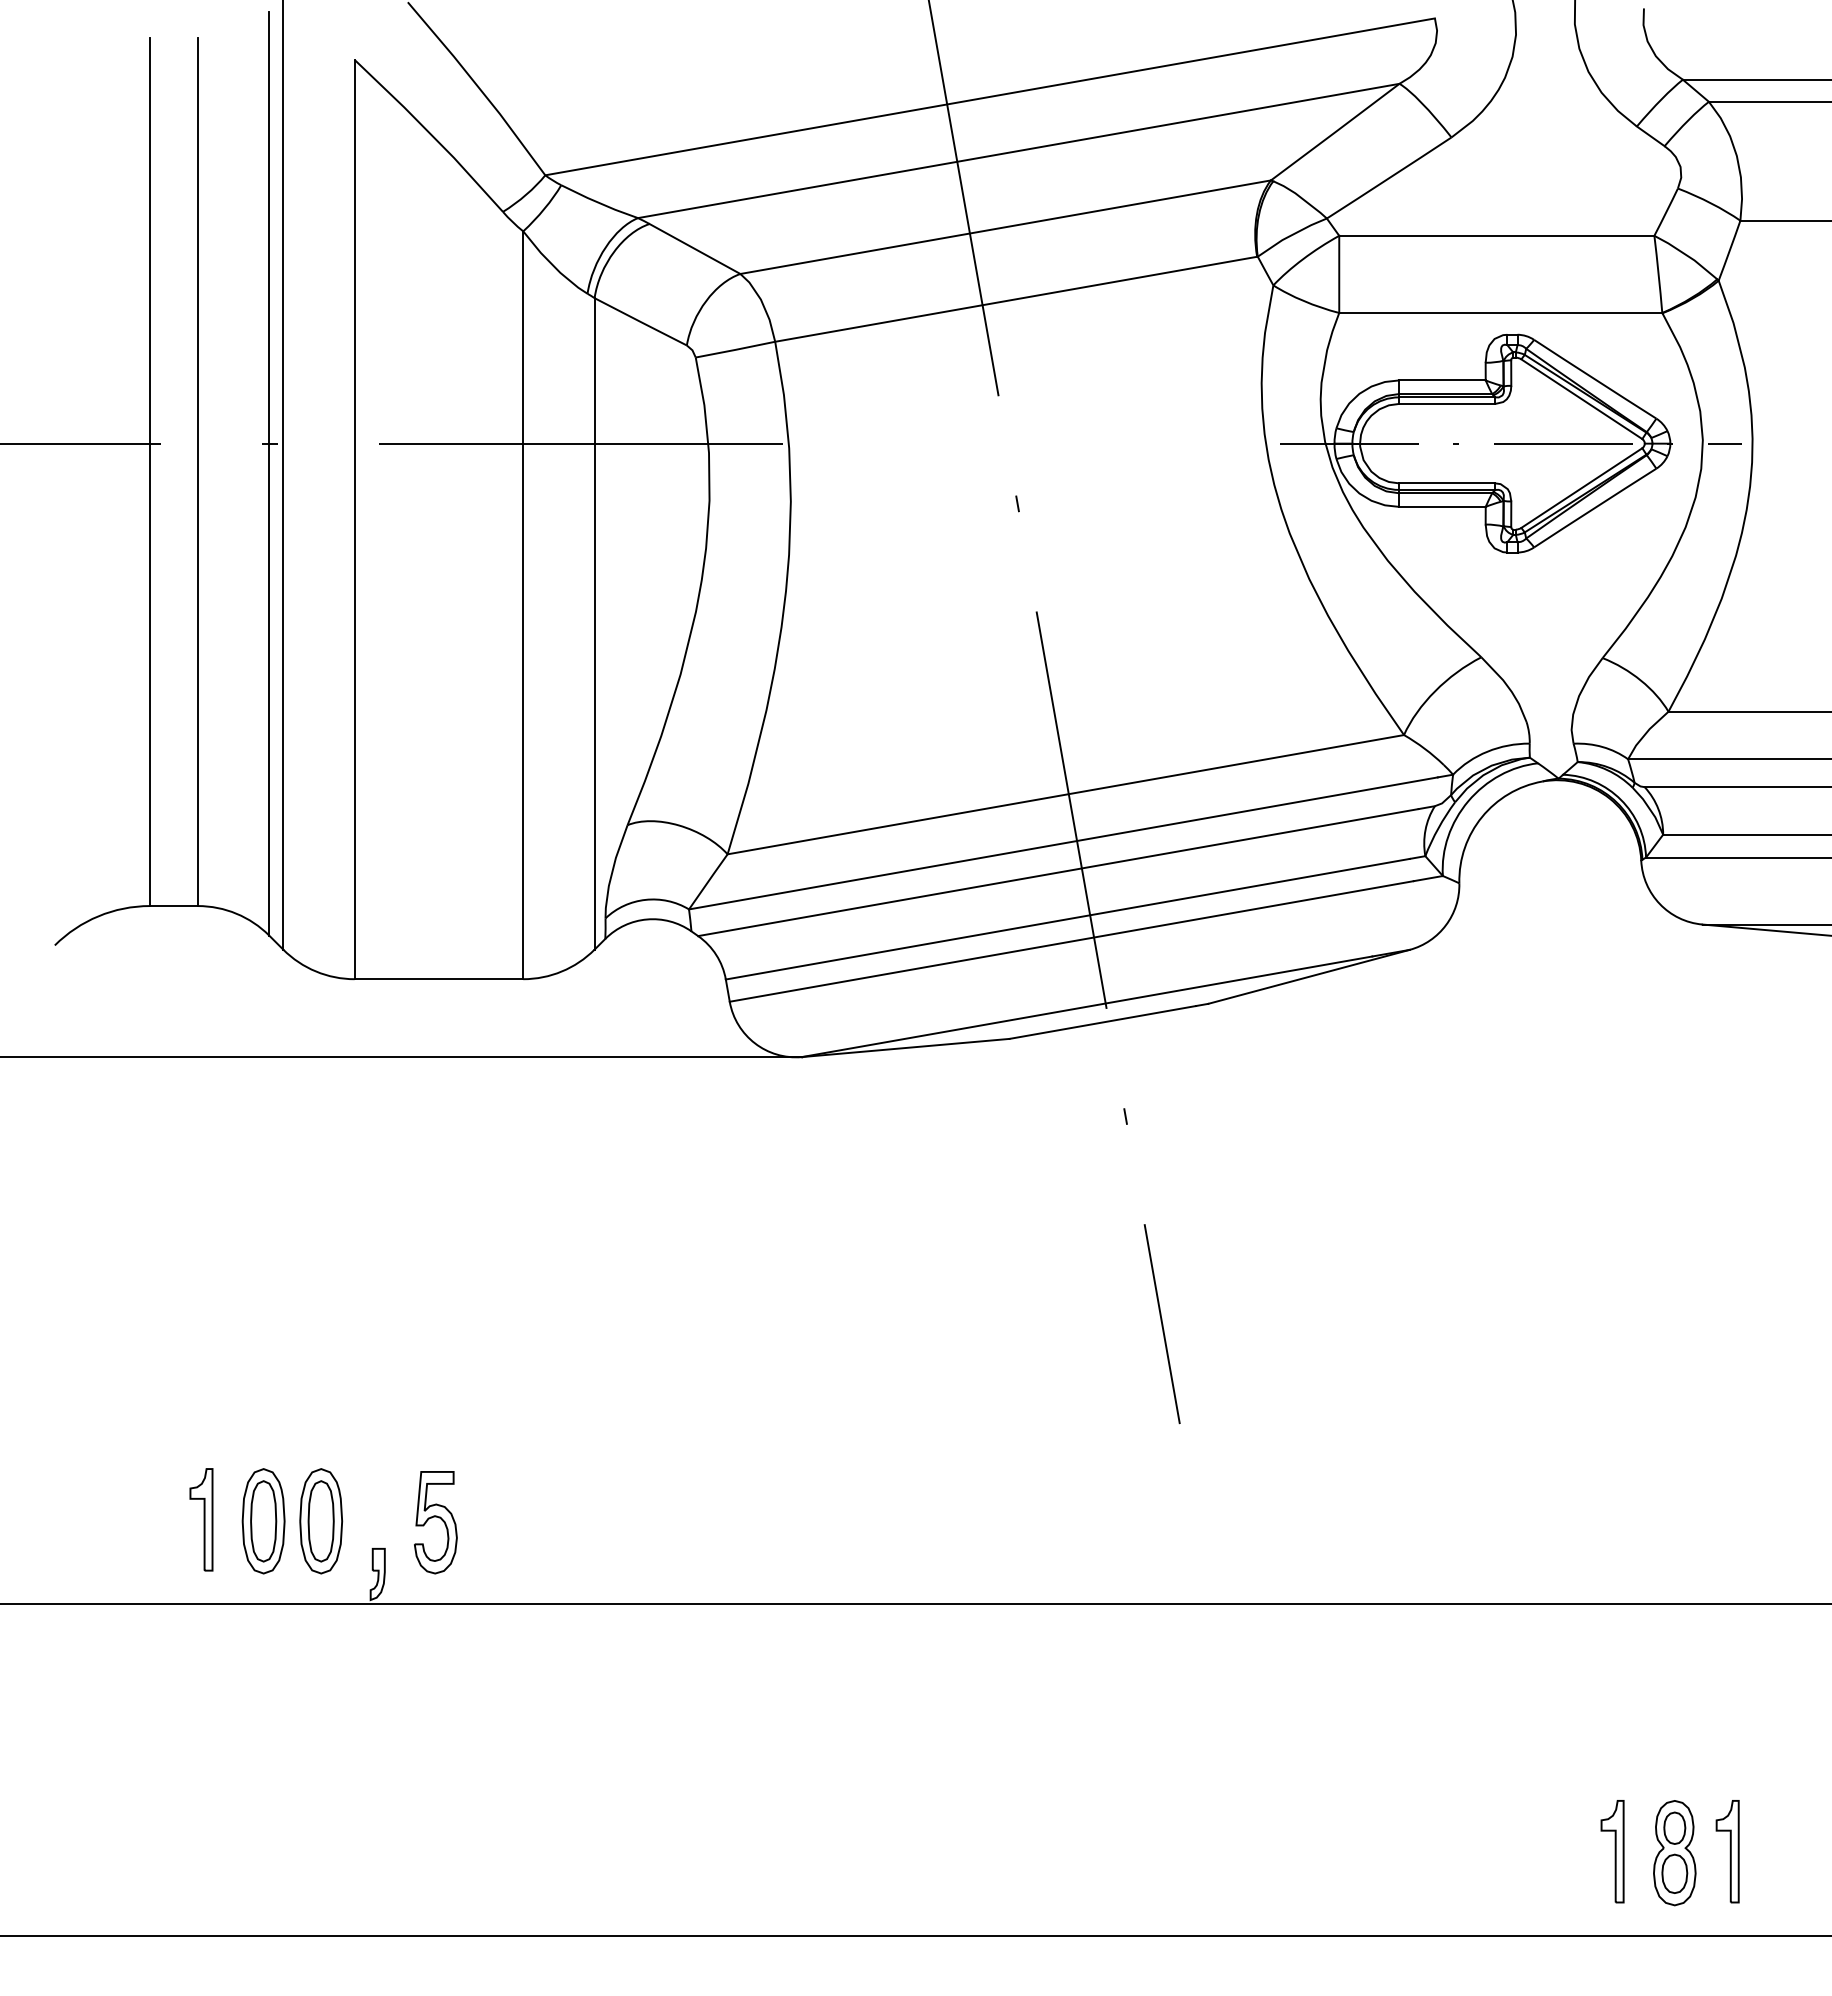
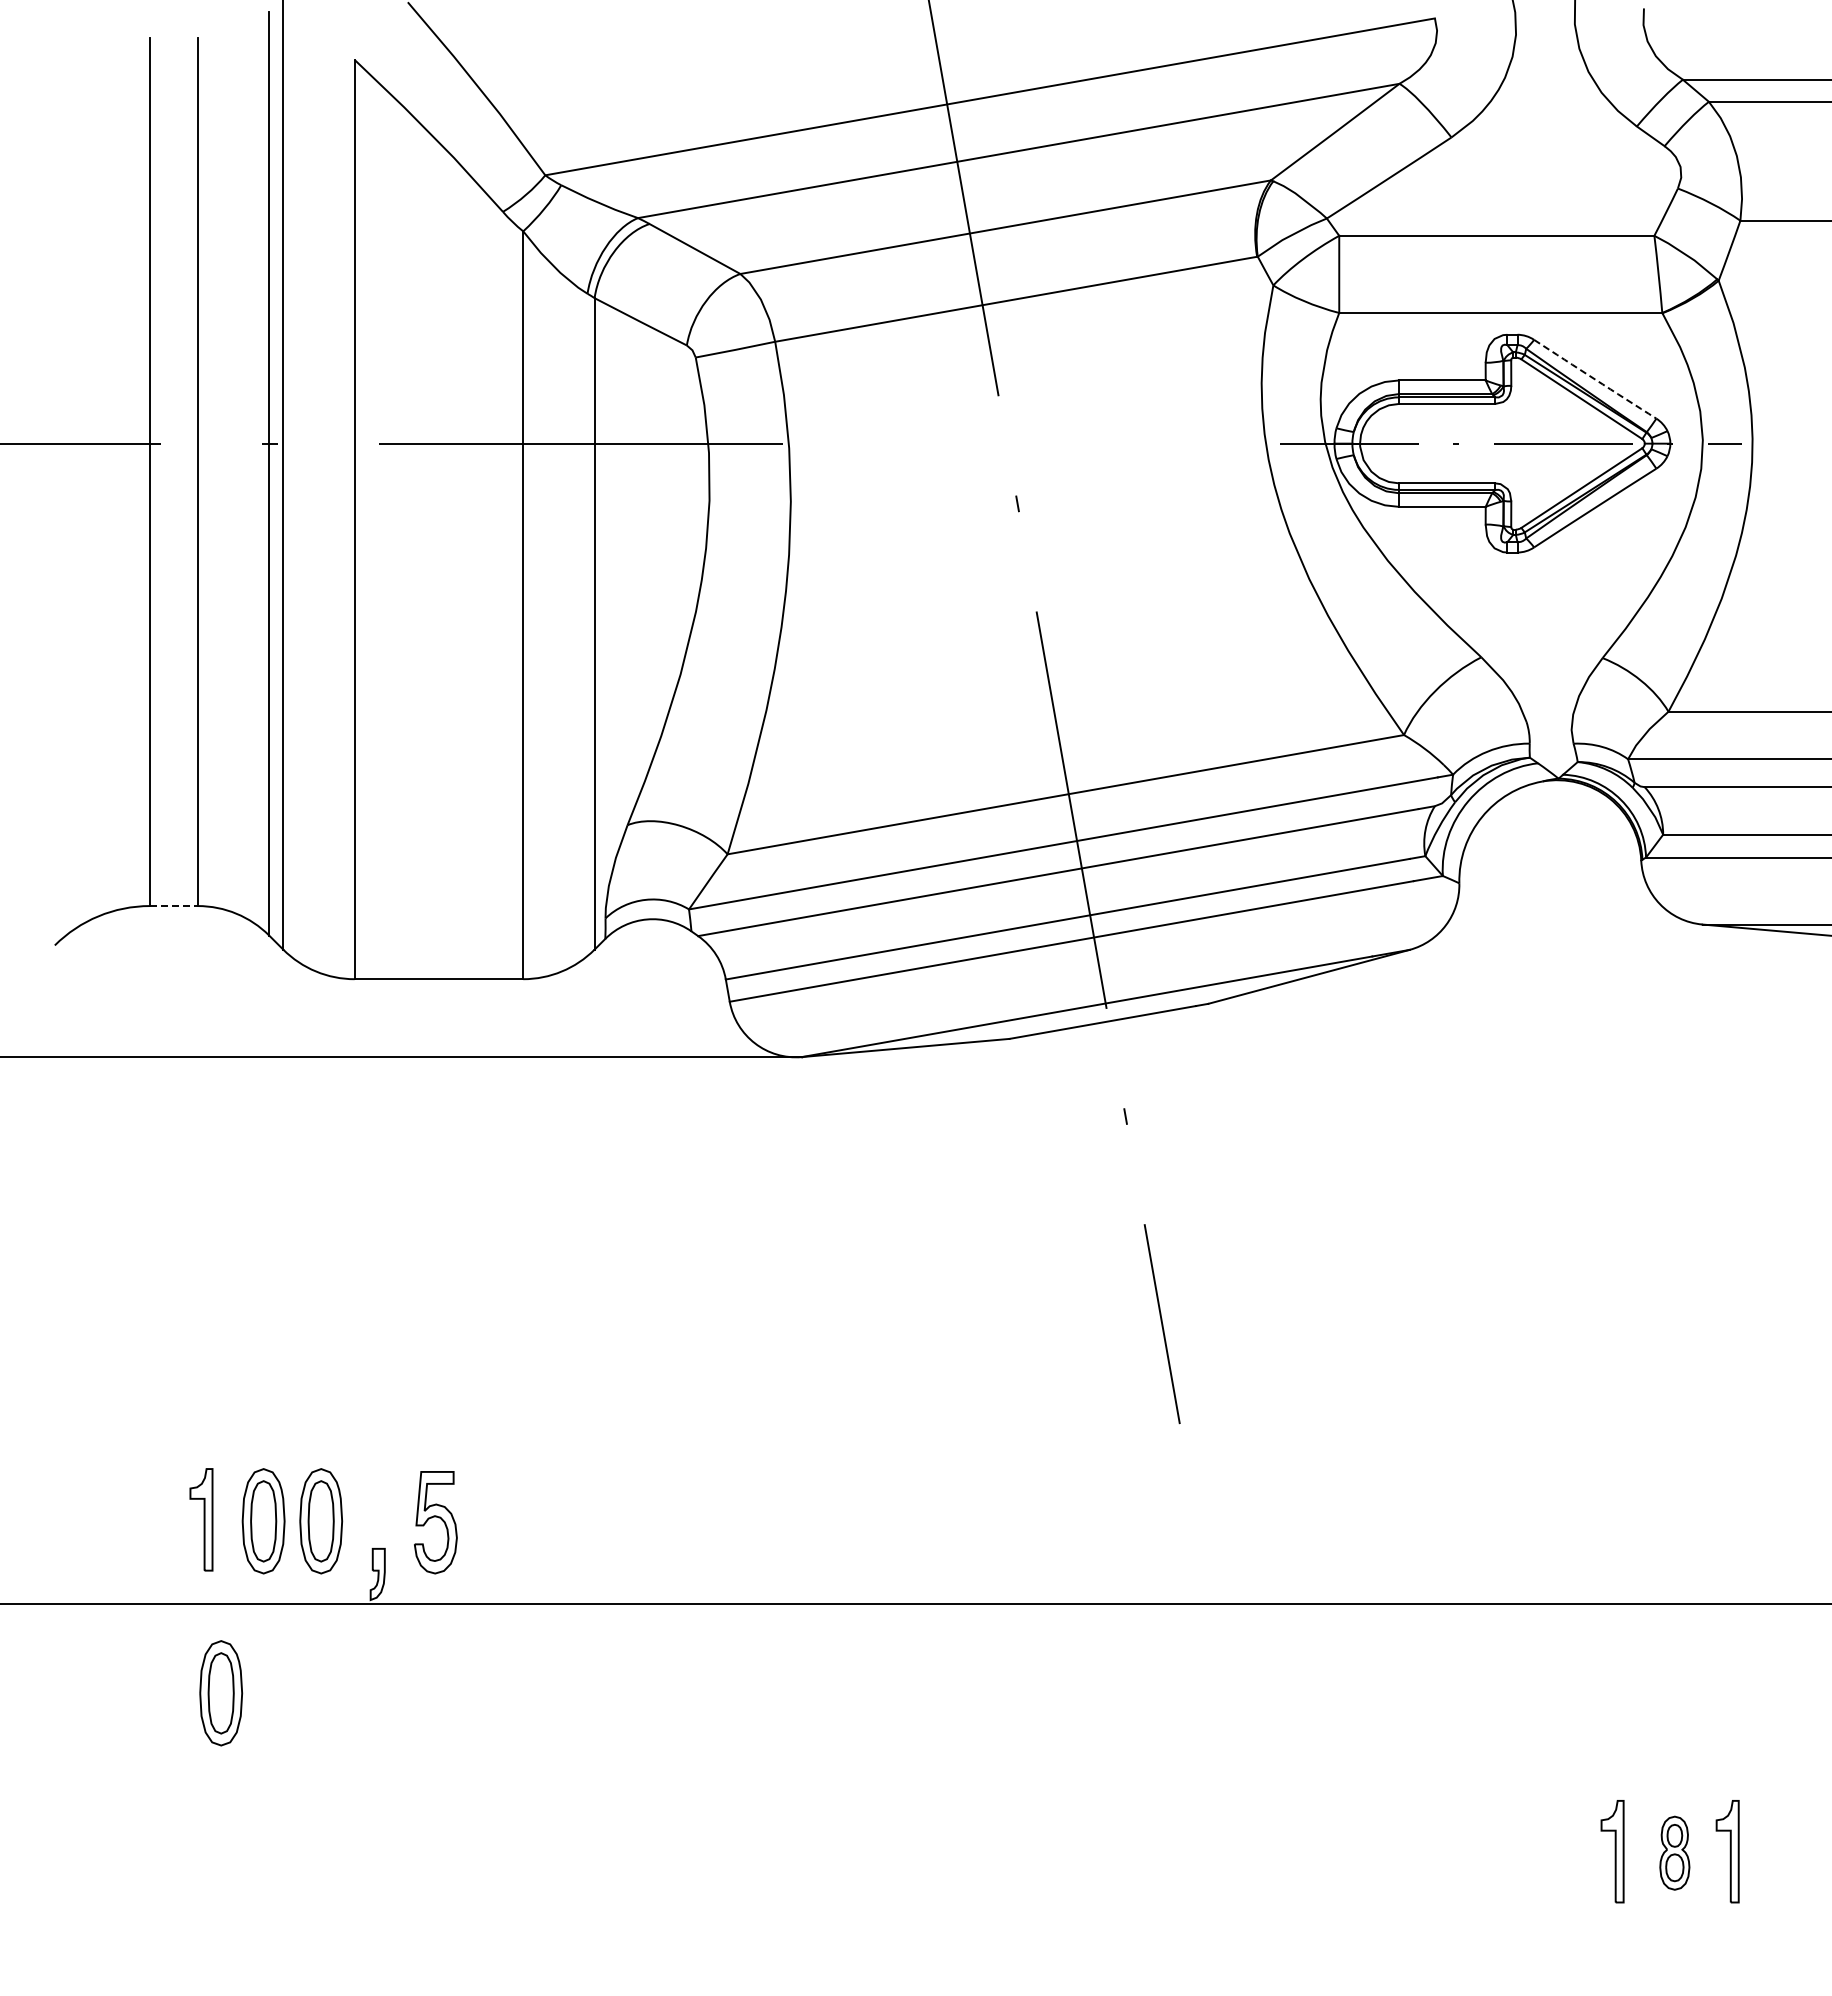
arc: solid -> dashed (1595, 379)
line: solid -> dashed (173, 906)
part: none -> present (221, 1693)
part size: 44x107 px -> 32x76 px (1674, 1852)
line: present -> none (915, 1936)
